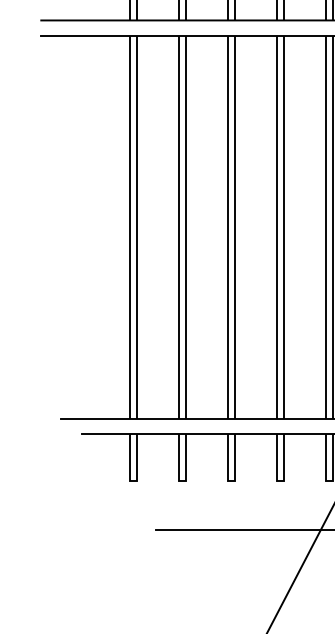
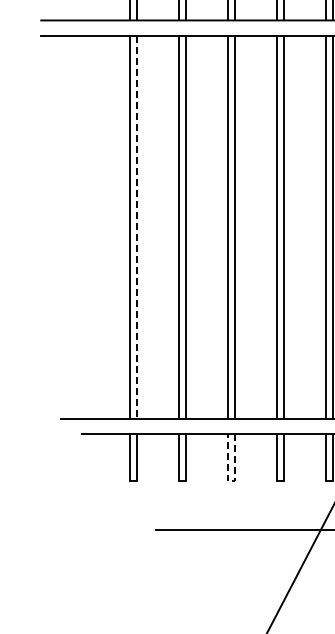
line: solid -> dashed (137, 227)
line: solid -> dashed (231, 481)
